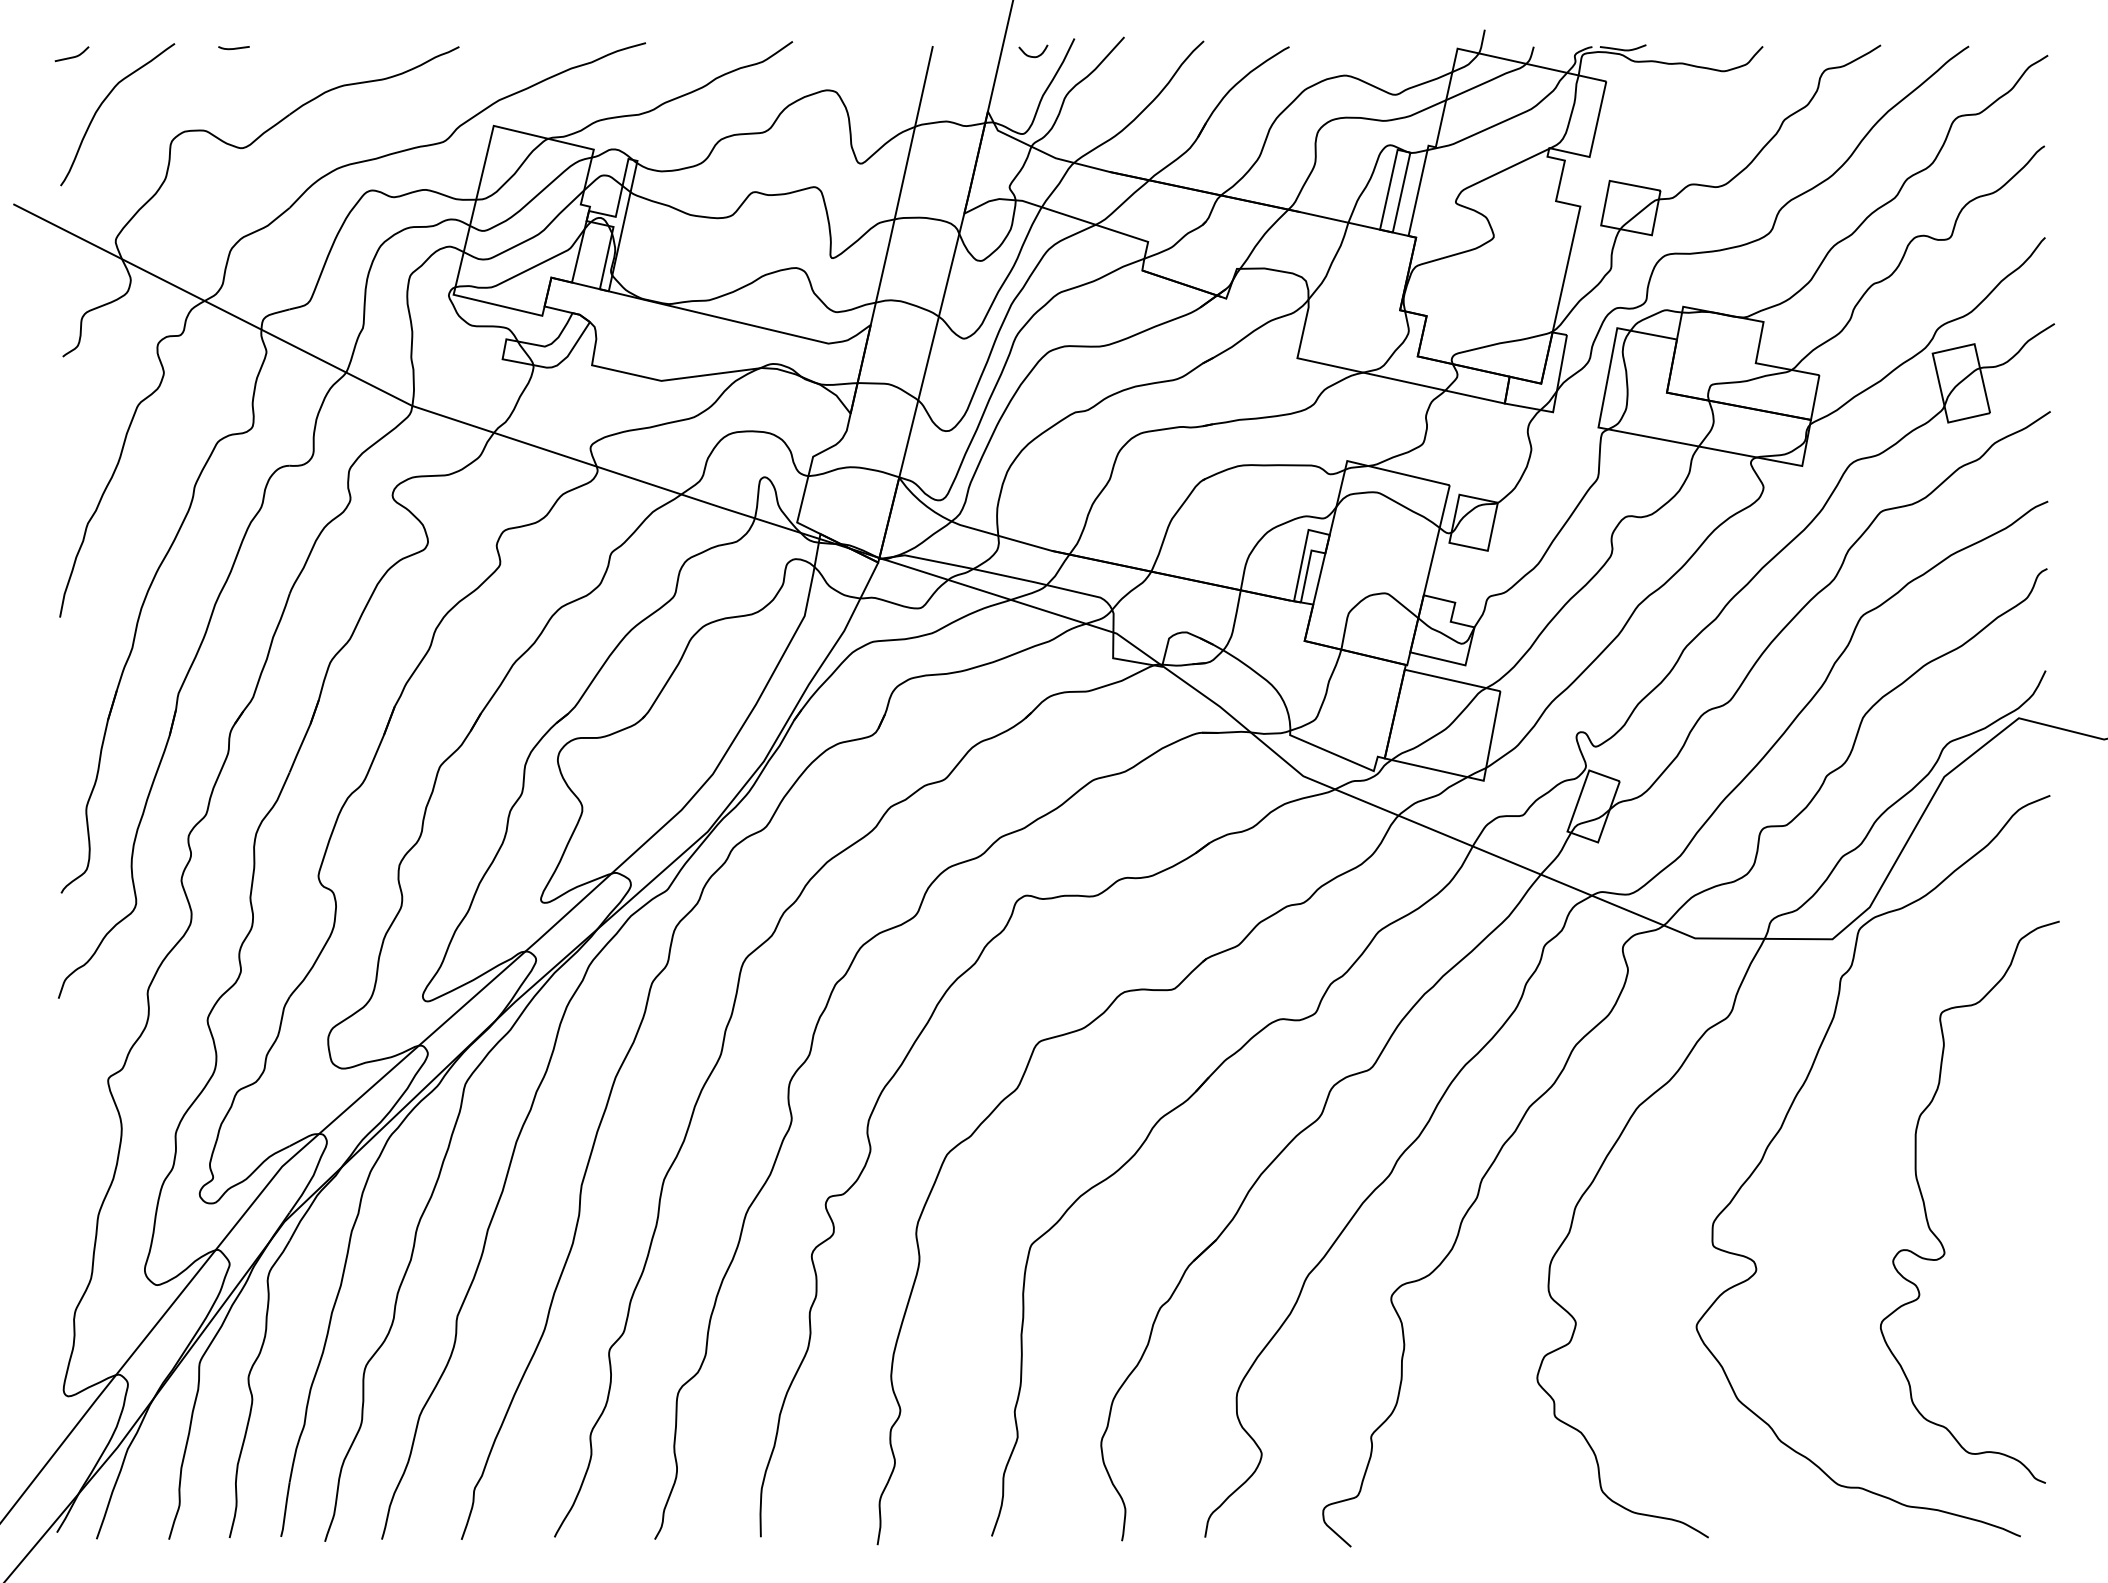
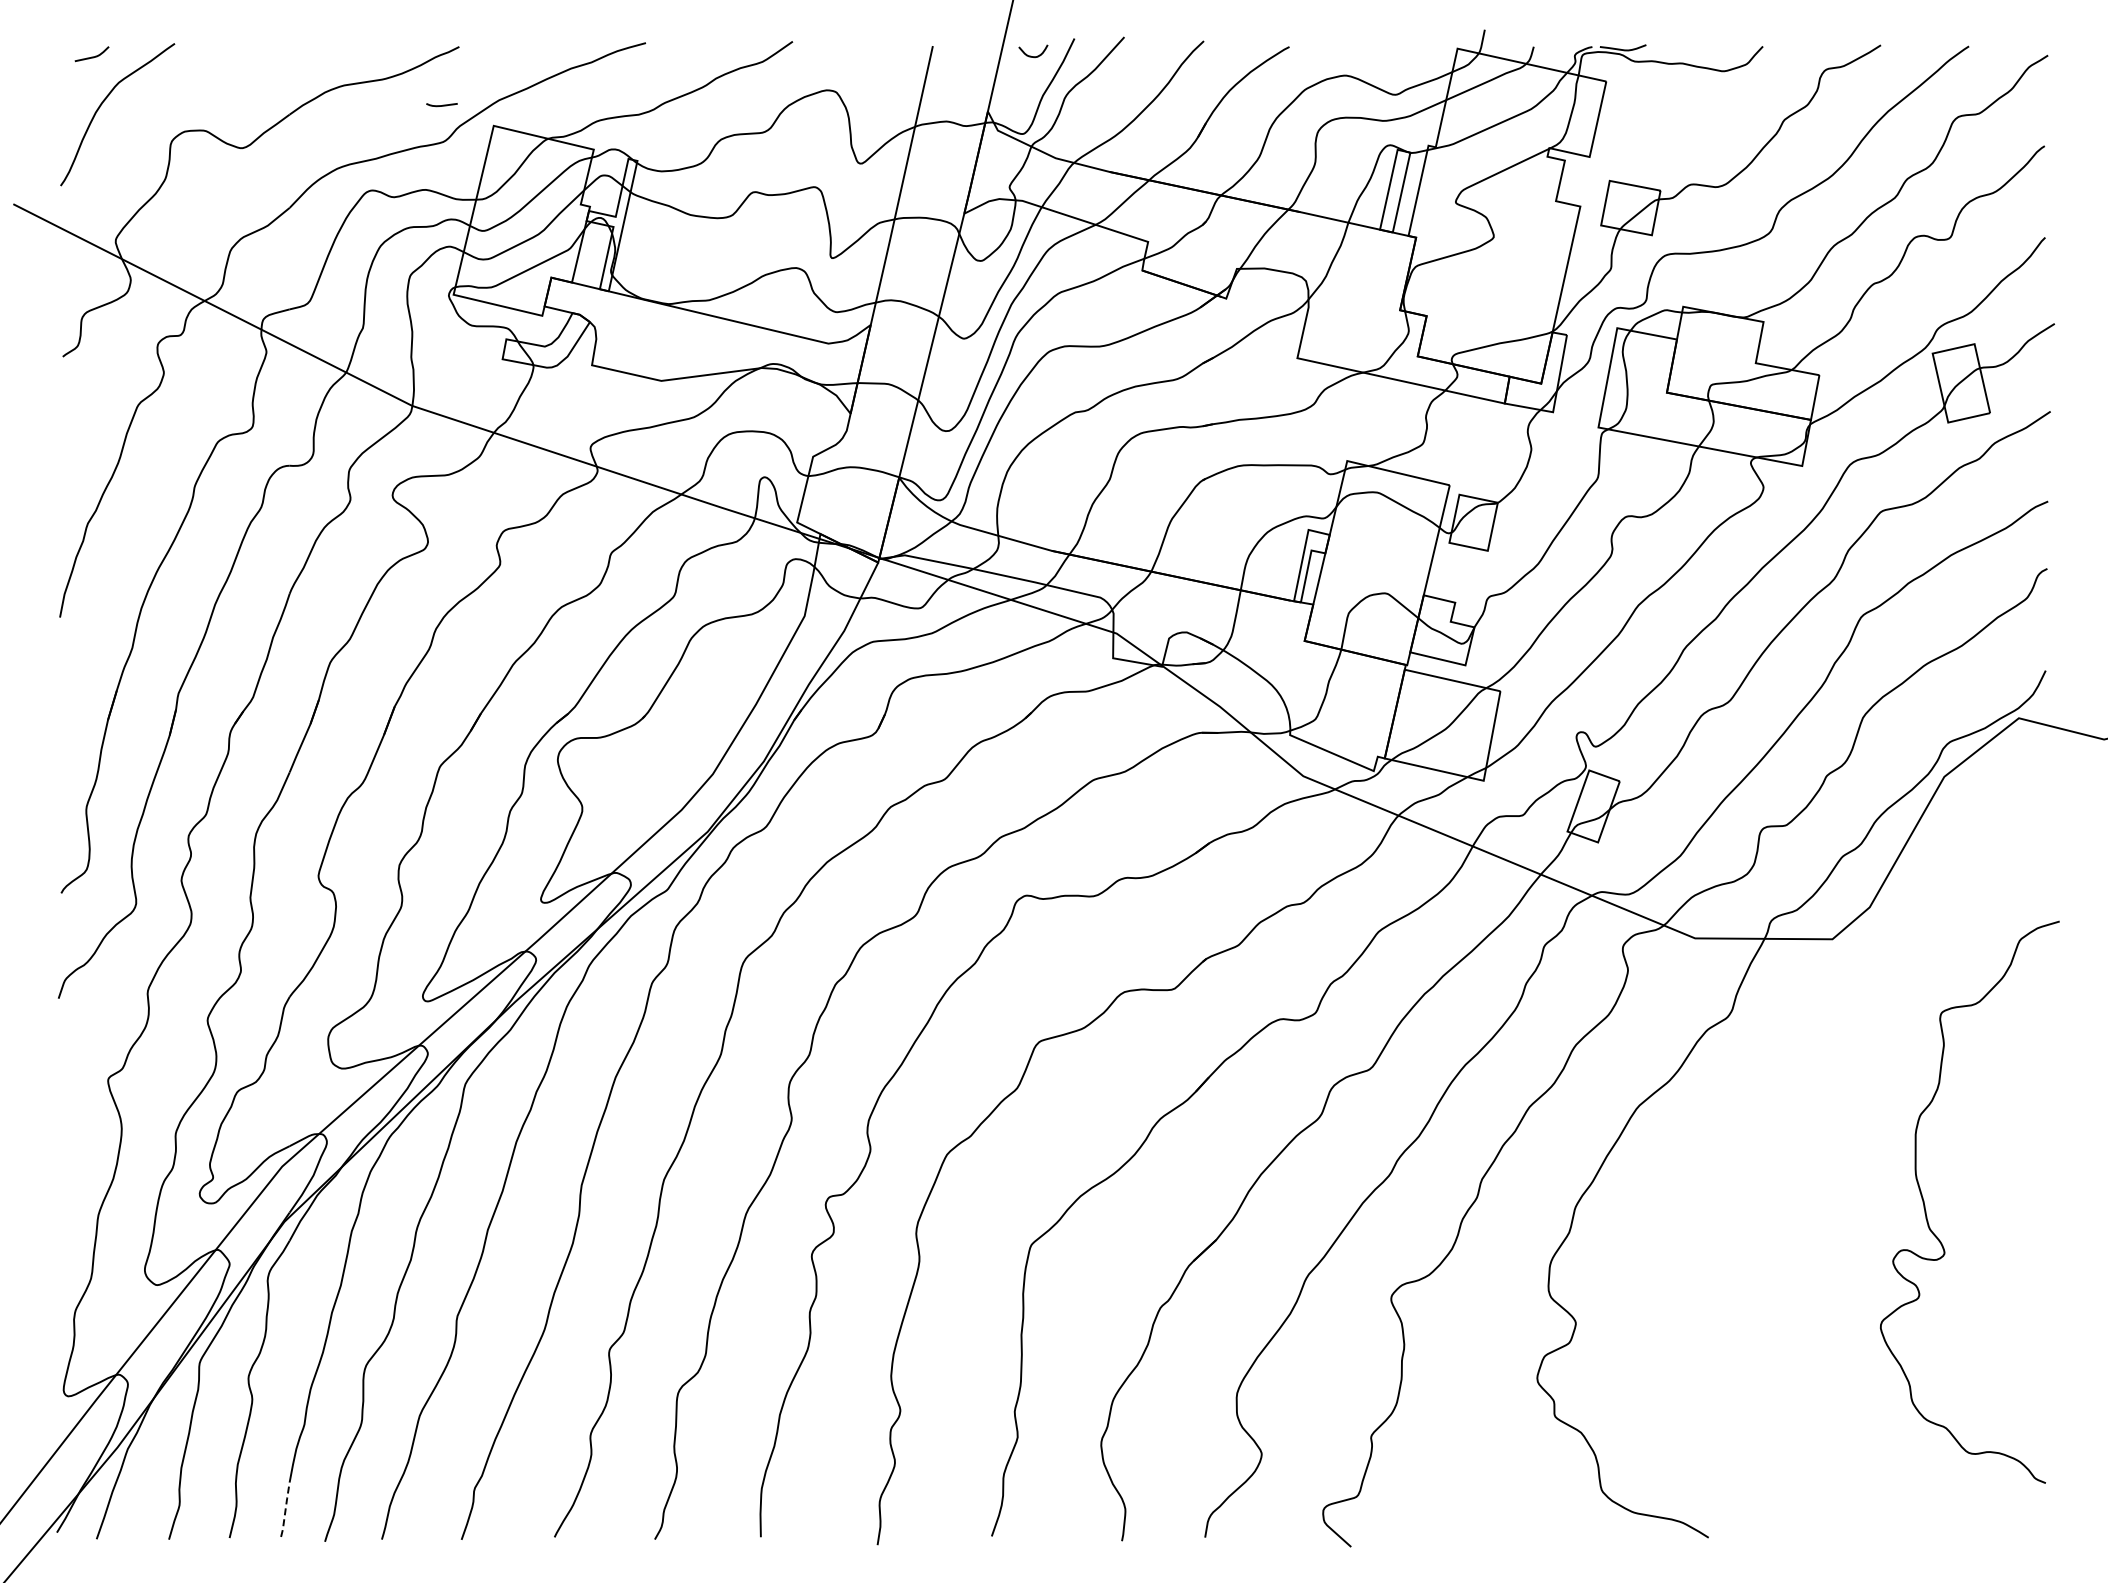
curve position: (233, 48) -> (441, 105) (441, 105)
curve position: (71, 56) -> (91, 56) (91, 56)
curve: present -> none (1782, 1127)
line: solid -> dashed (285, 1509)
